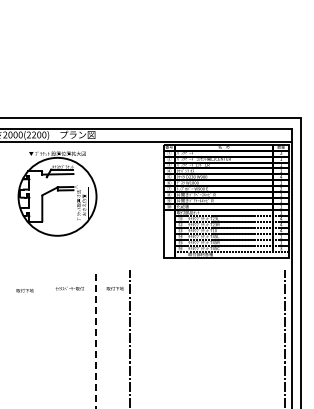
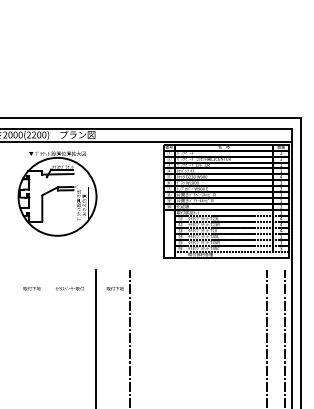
text position: (24, 290) -> (31, 288) (31, 288)
line: none -> present (266, 337)
line: dashed -> solid (96, 338)
